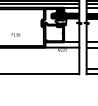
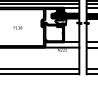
text position: (15, 34) -> (17, 27) (17, 27)
line: none -> present (40, 69)
